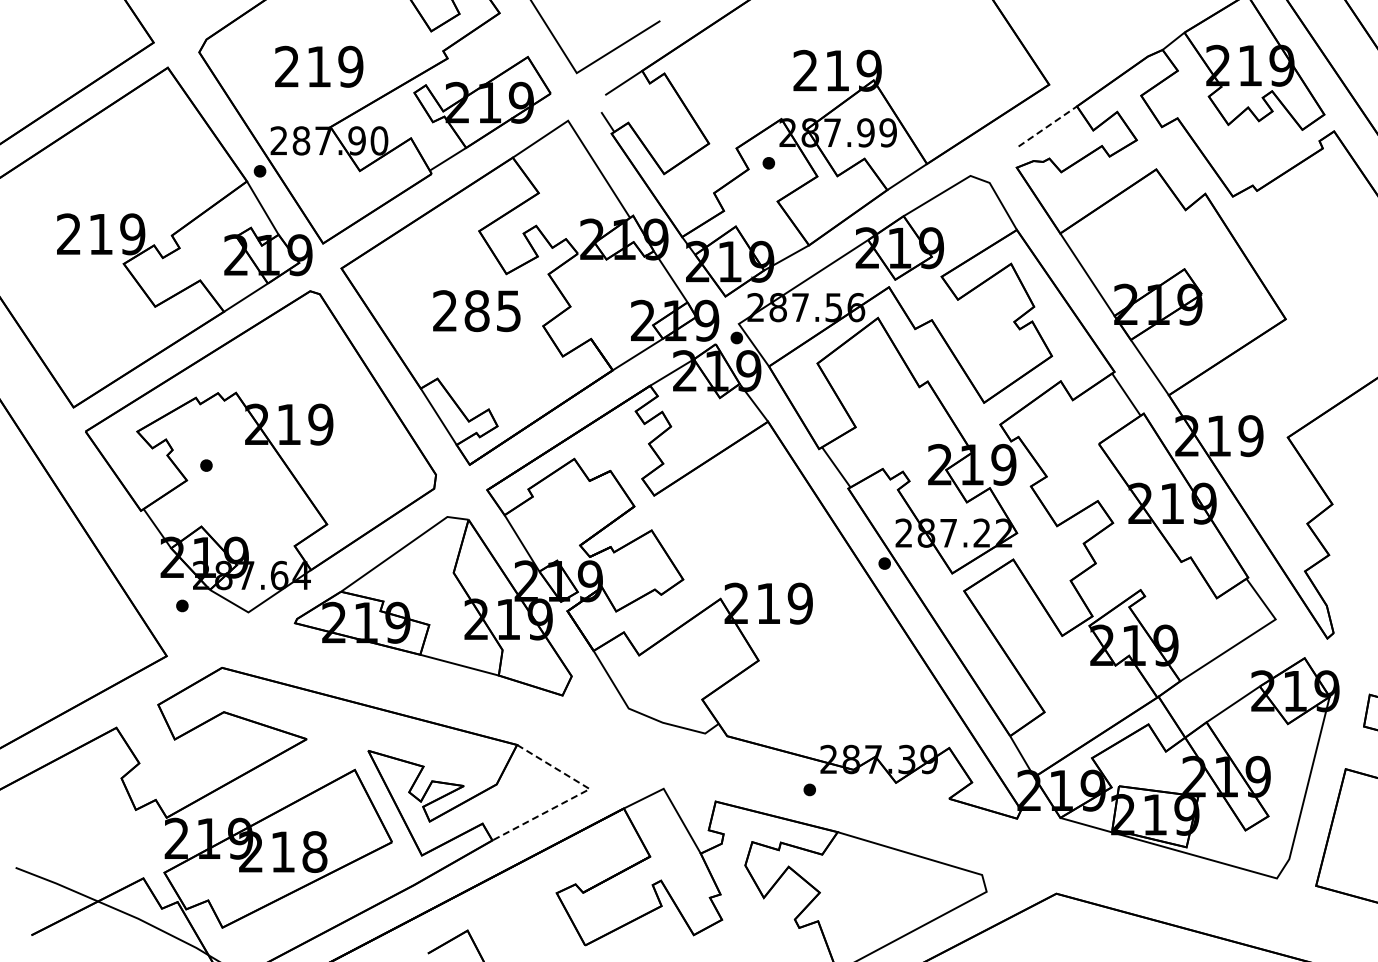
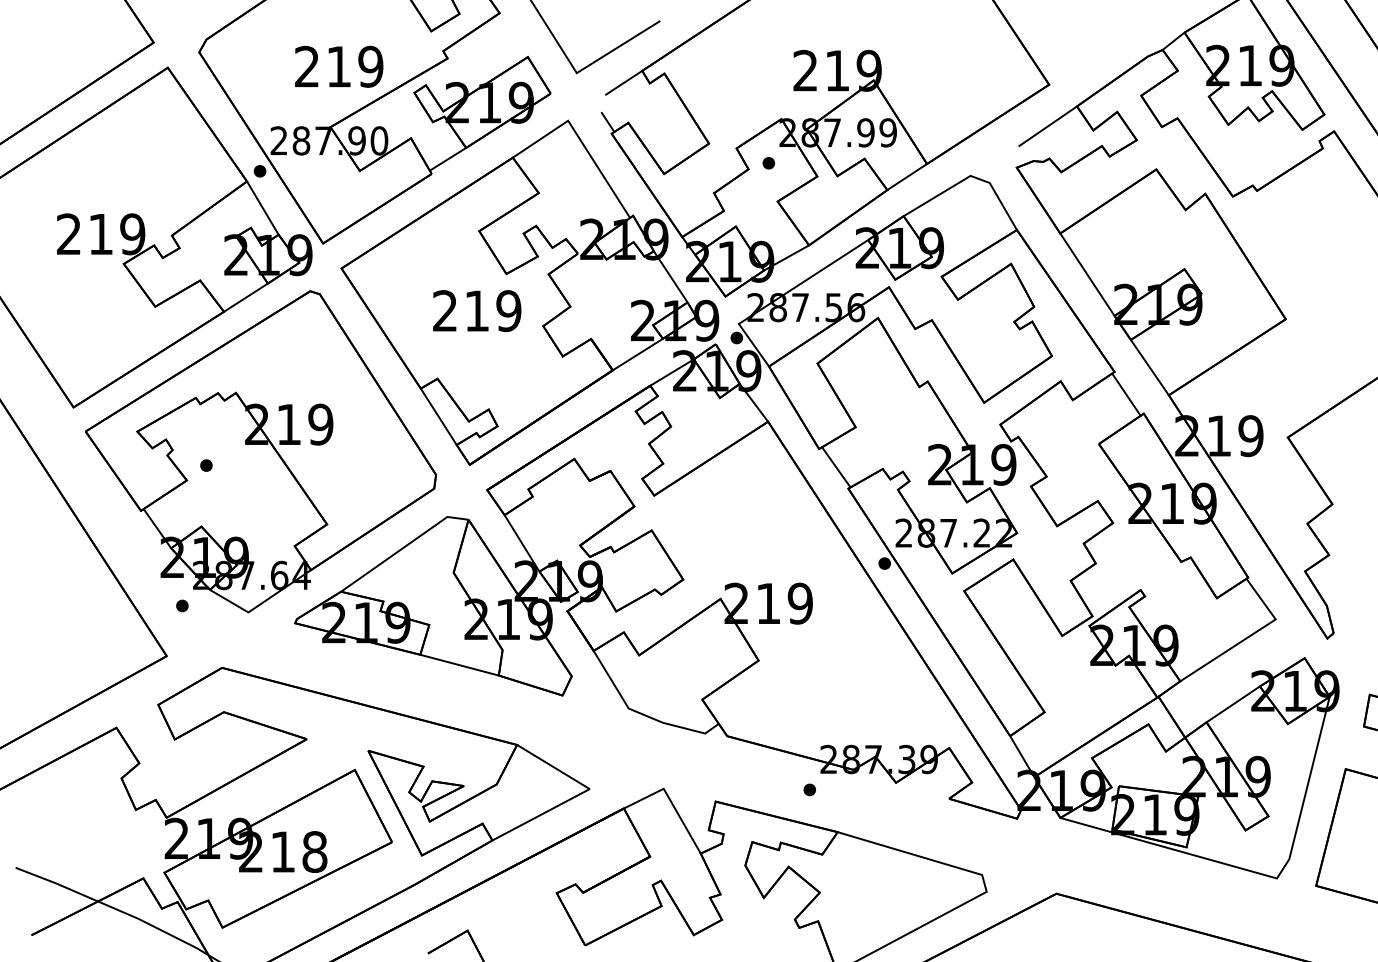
text position: (319, 66) -> (339, 66) (339, 66)
line: dashed -> solid (1048, 126)
text: 285 -> 219 (492, 311)
line: dashed -> solid (578, 795)
